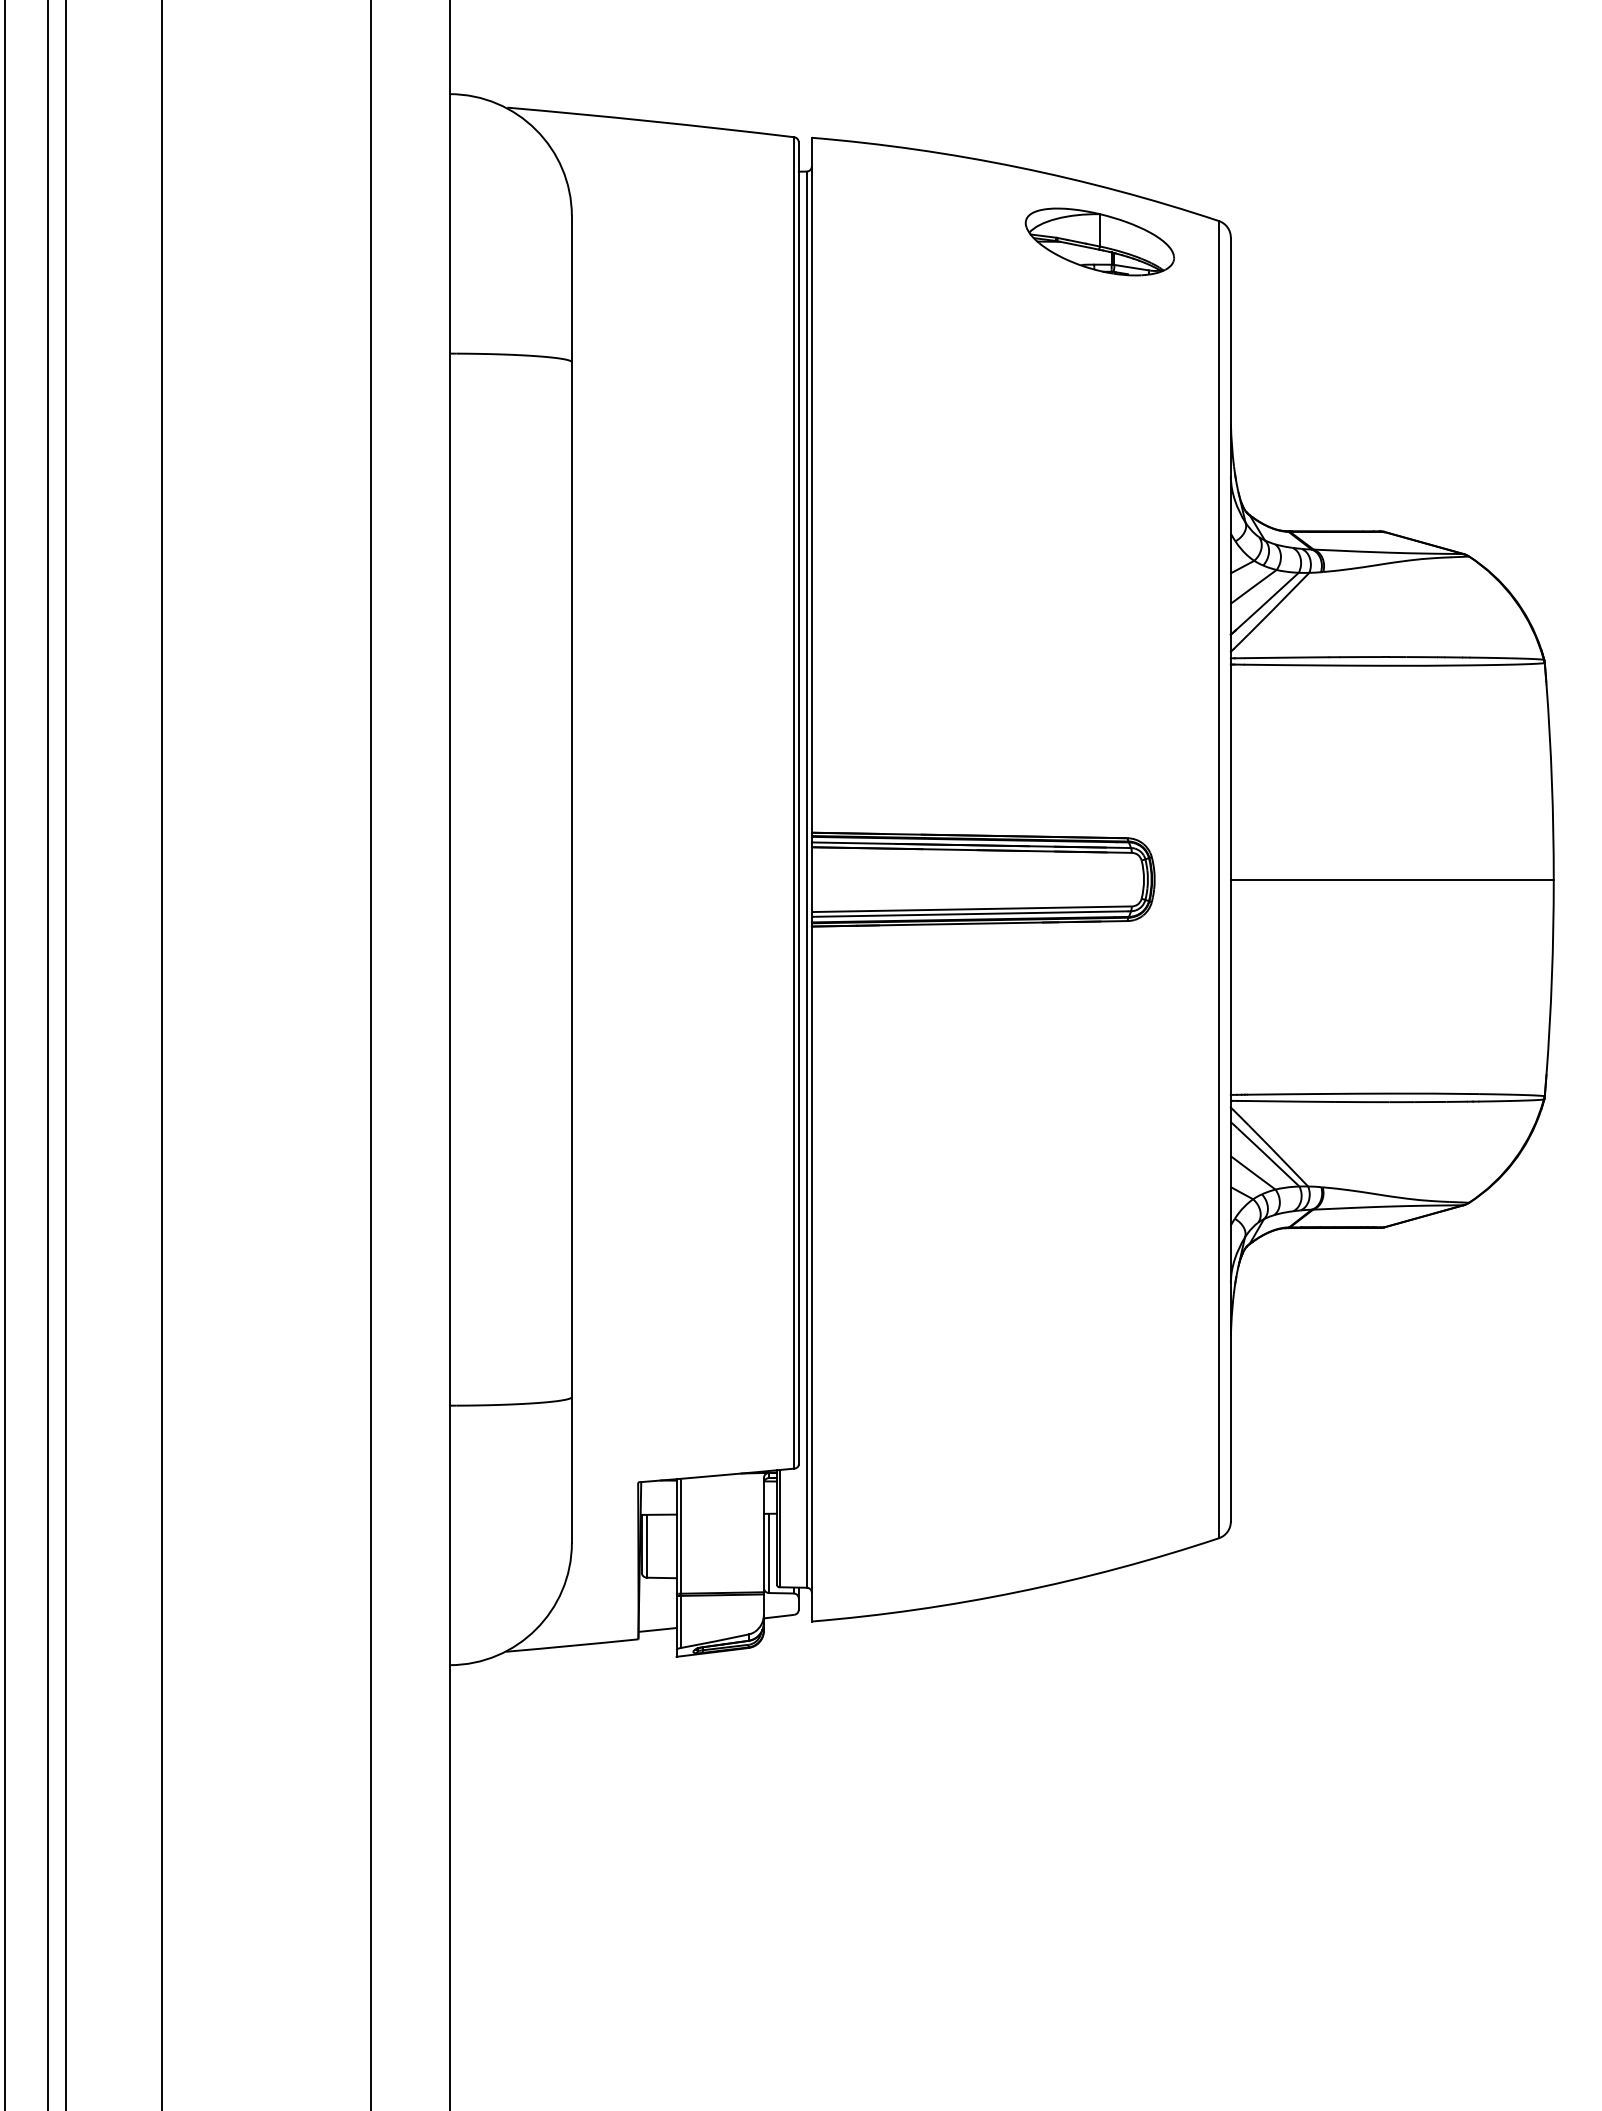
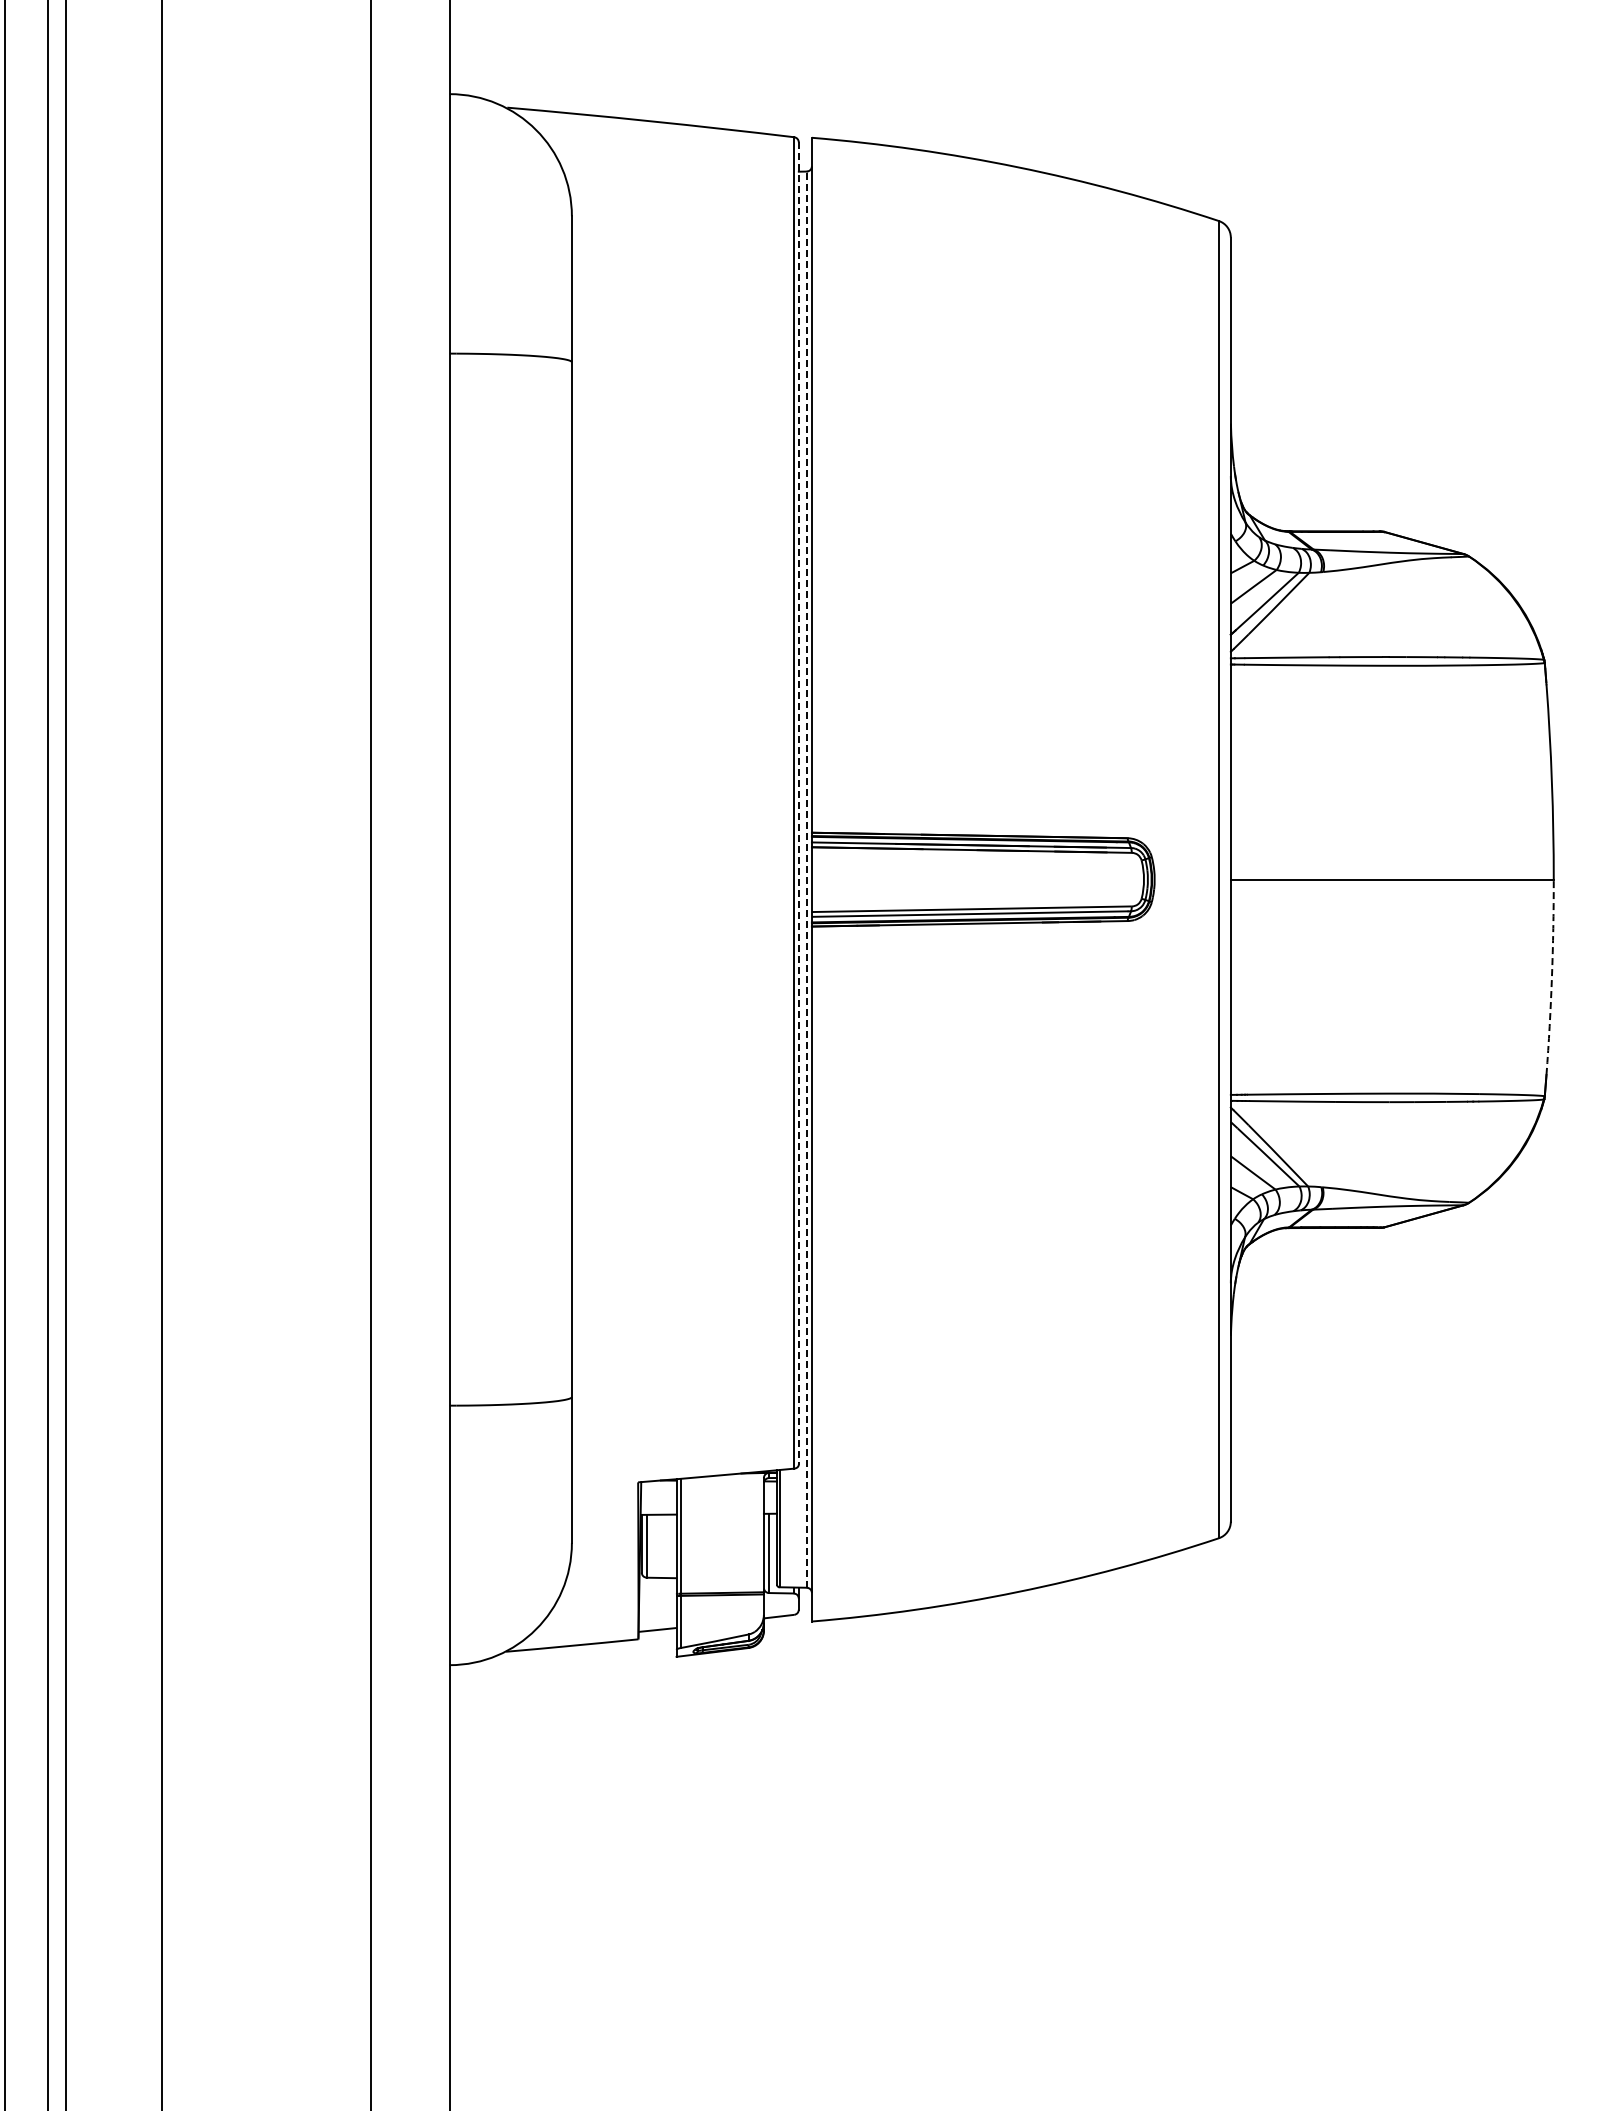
part: present -> none (1099, 241)
line: solid -> dashed (798, 803)
line: solid -> dashed (806, 879)
arc: solid -> dashed (1551, 977)
